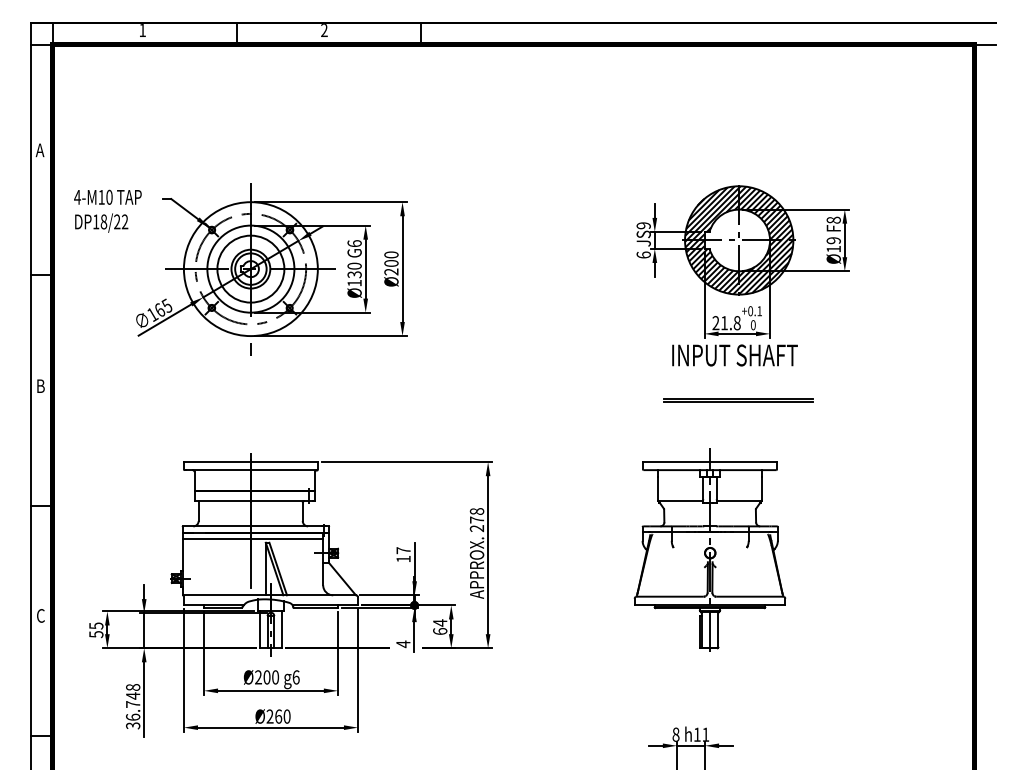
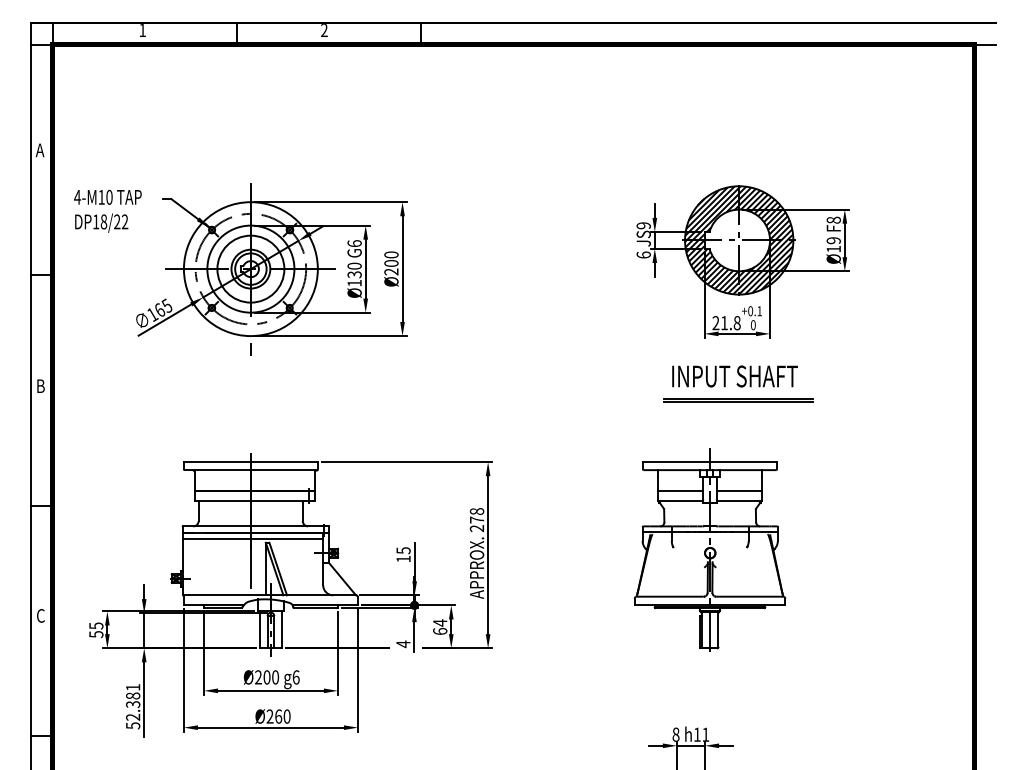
text position: (734, 355) -> (734, 376) (734, 376)
line: none -> present (680, 490)
line: none -> present (738, 490)
text: 17 -> 15 (403, 550)
text: 36.748 -> 52.381 (133, 706)
